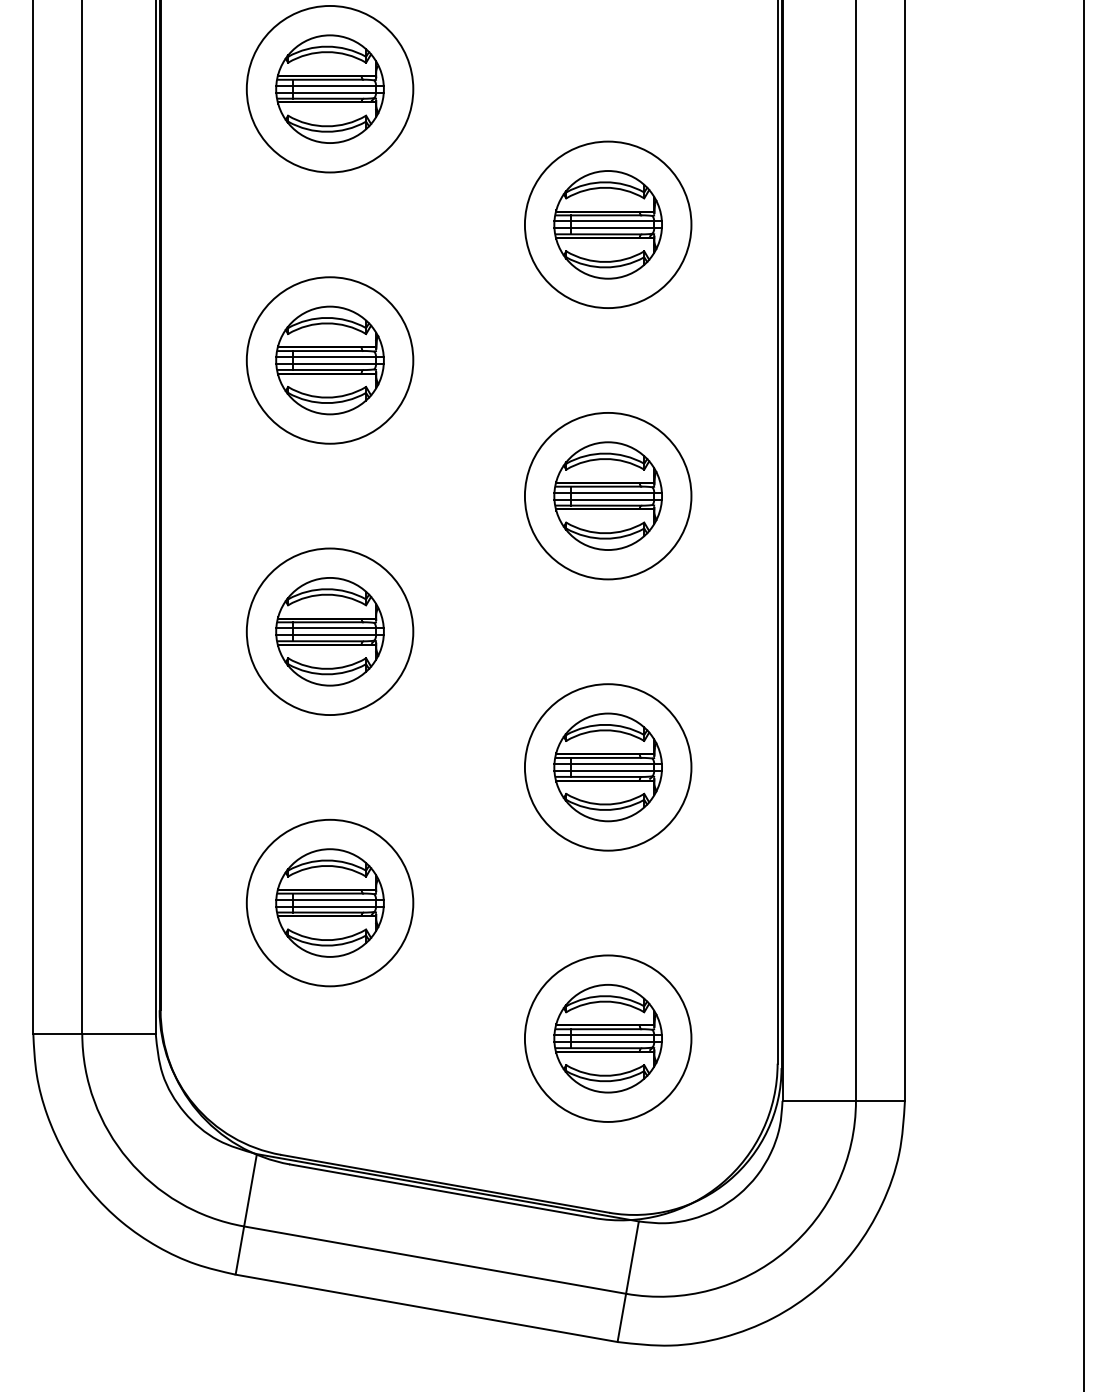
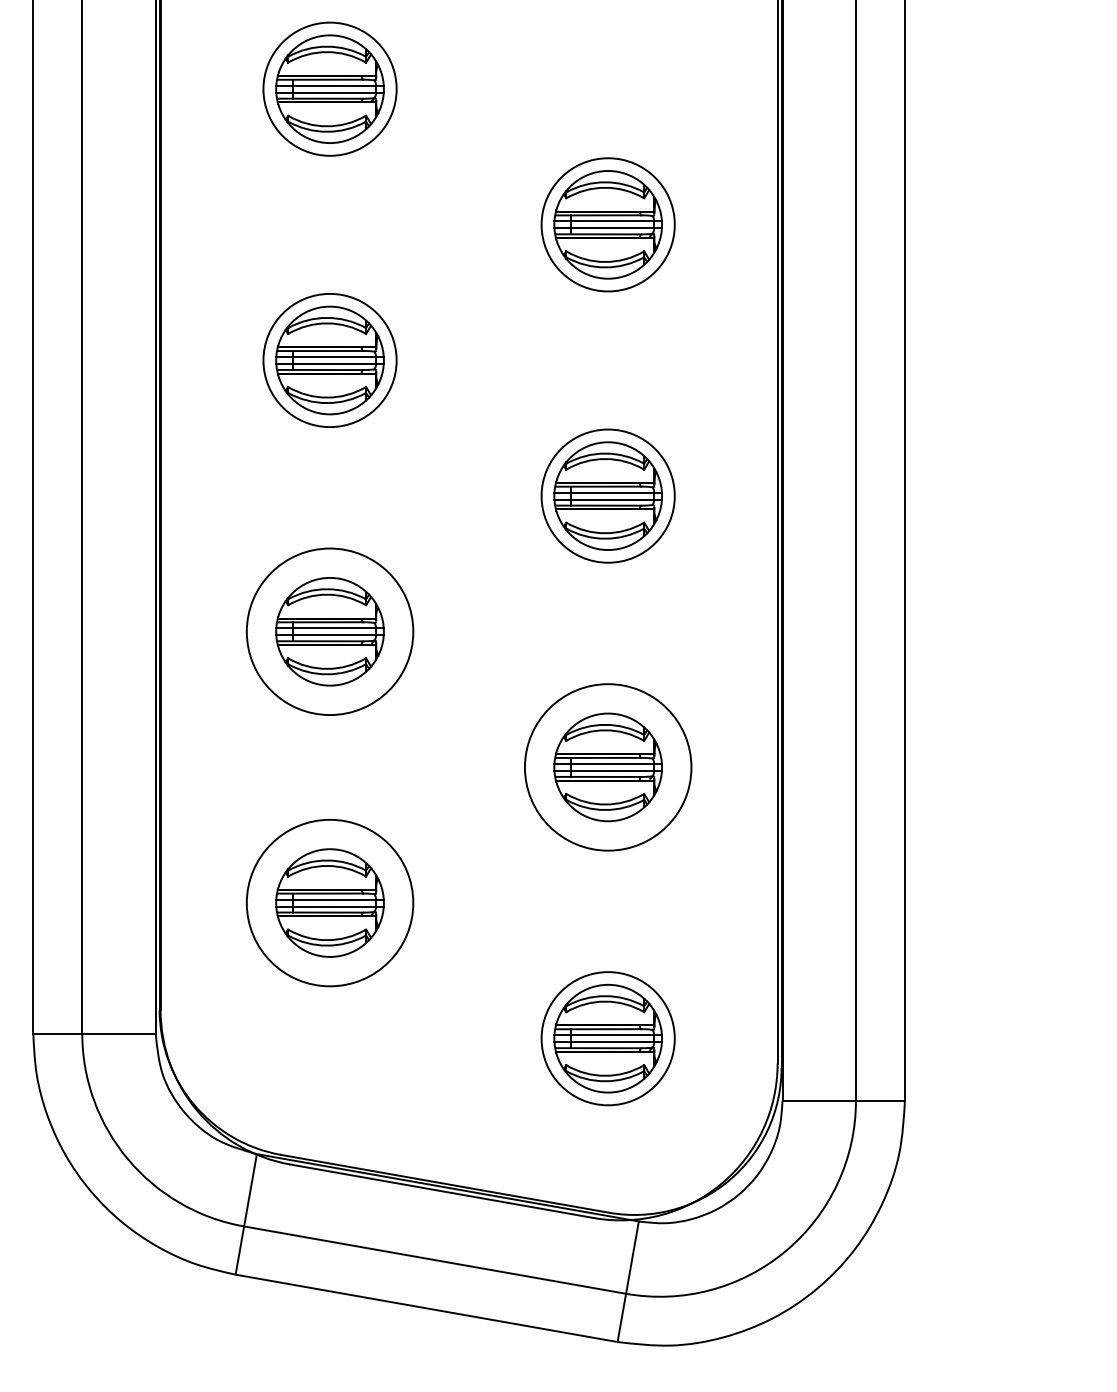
circle diameter: 167 px -> 133 px (329, 88)
circle diameter: 167 px -> 133 px (607, 224)
circle diameter: 167 px -> 133 px (329, 360)
circle diameter: 167 px -> 133 px (607, 495)
line: present -> none (1083, 695)
circle diameter: 167 px -> 133 px (607, 1038)
